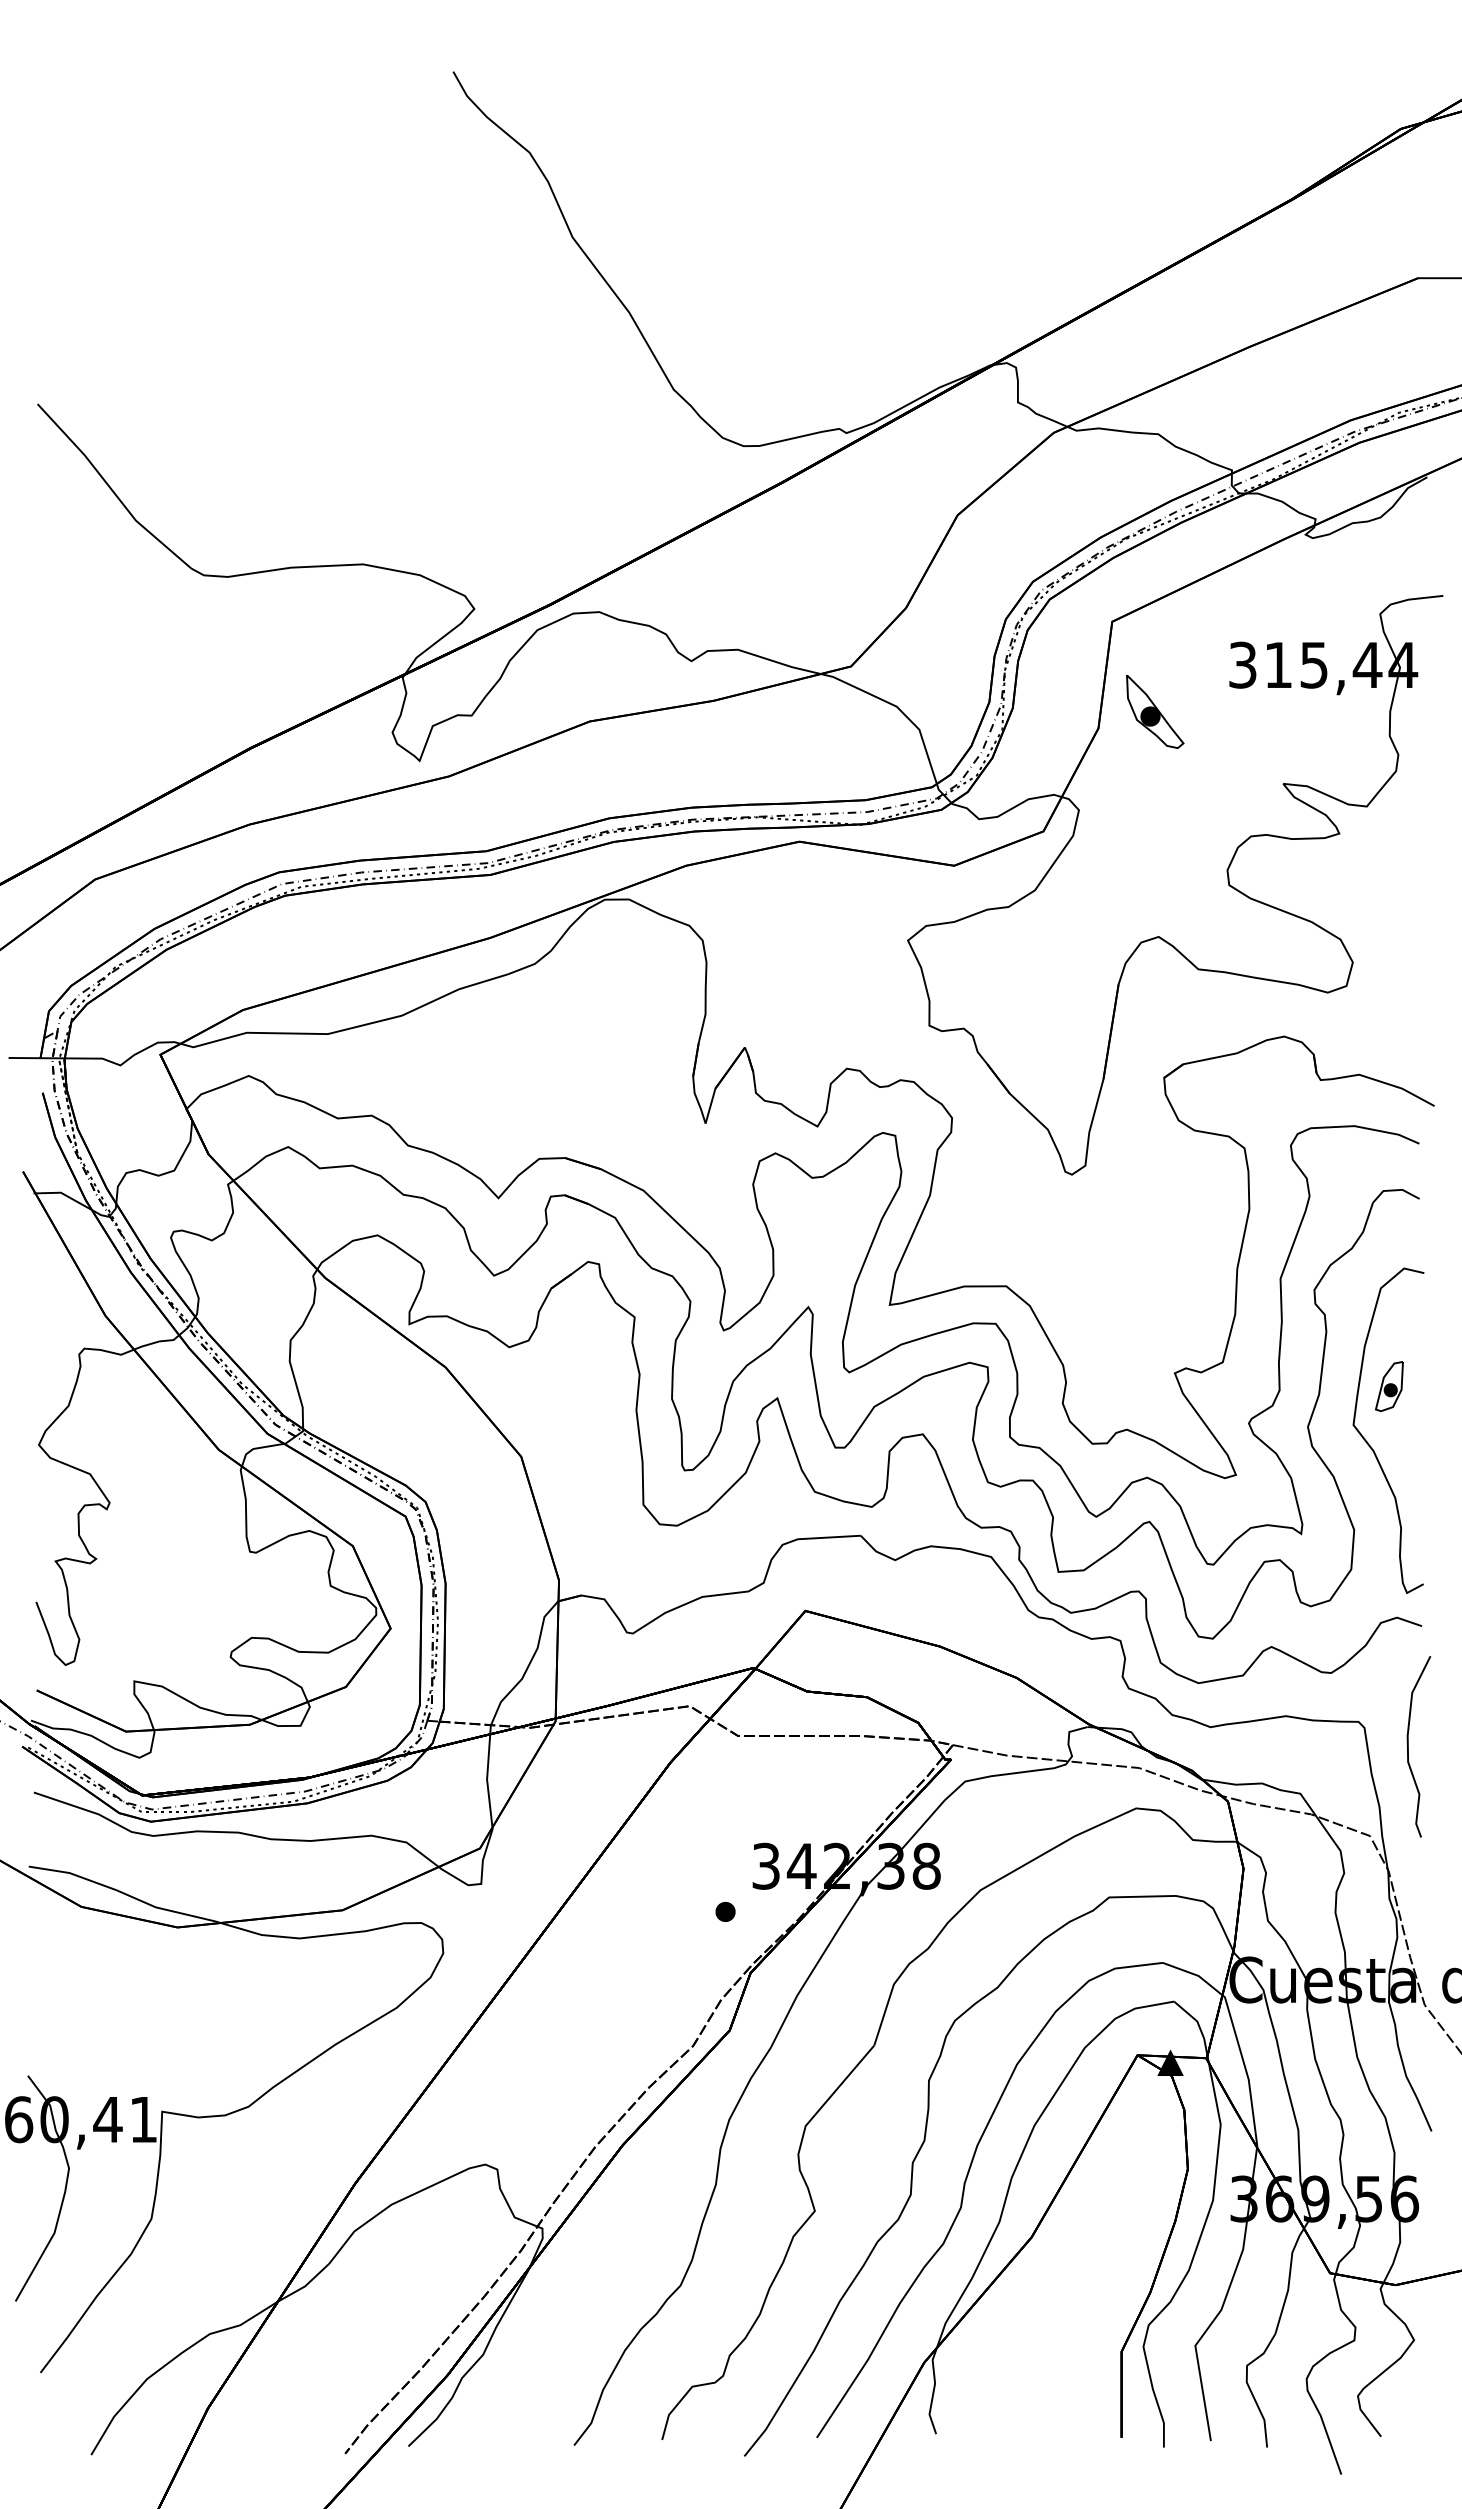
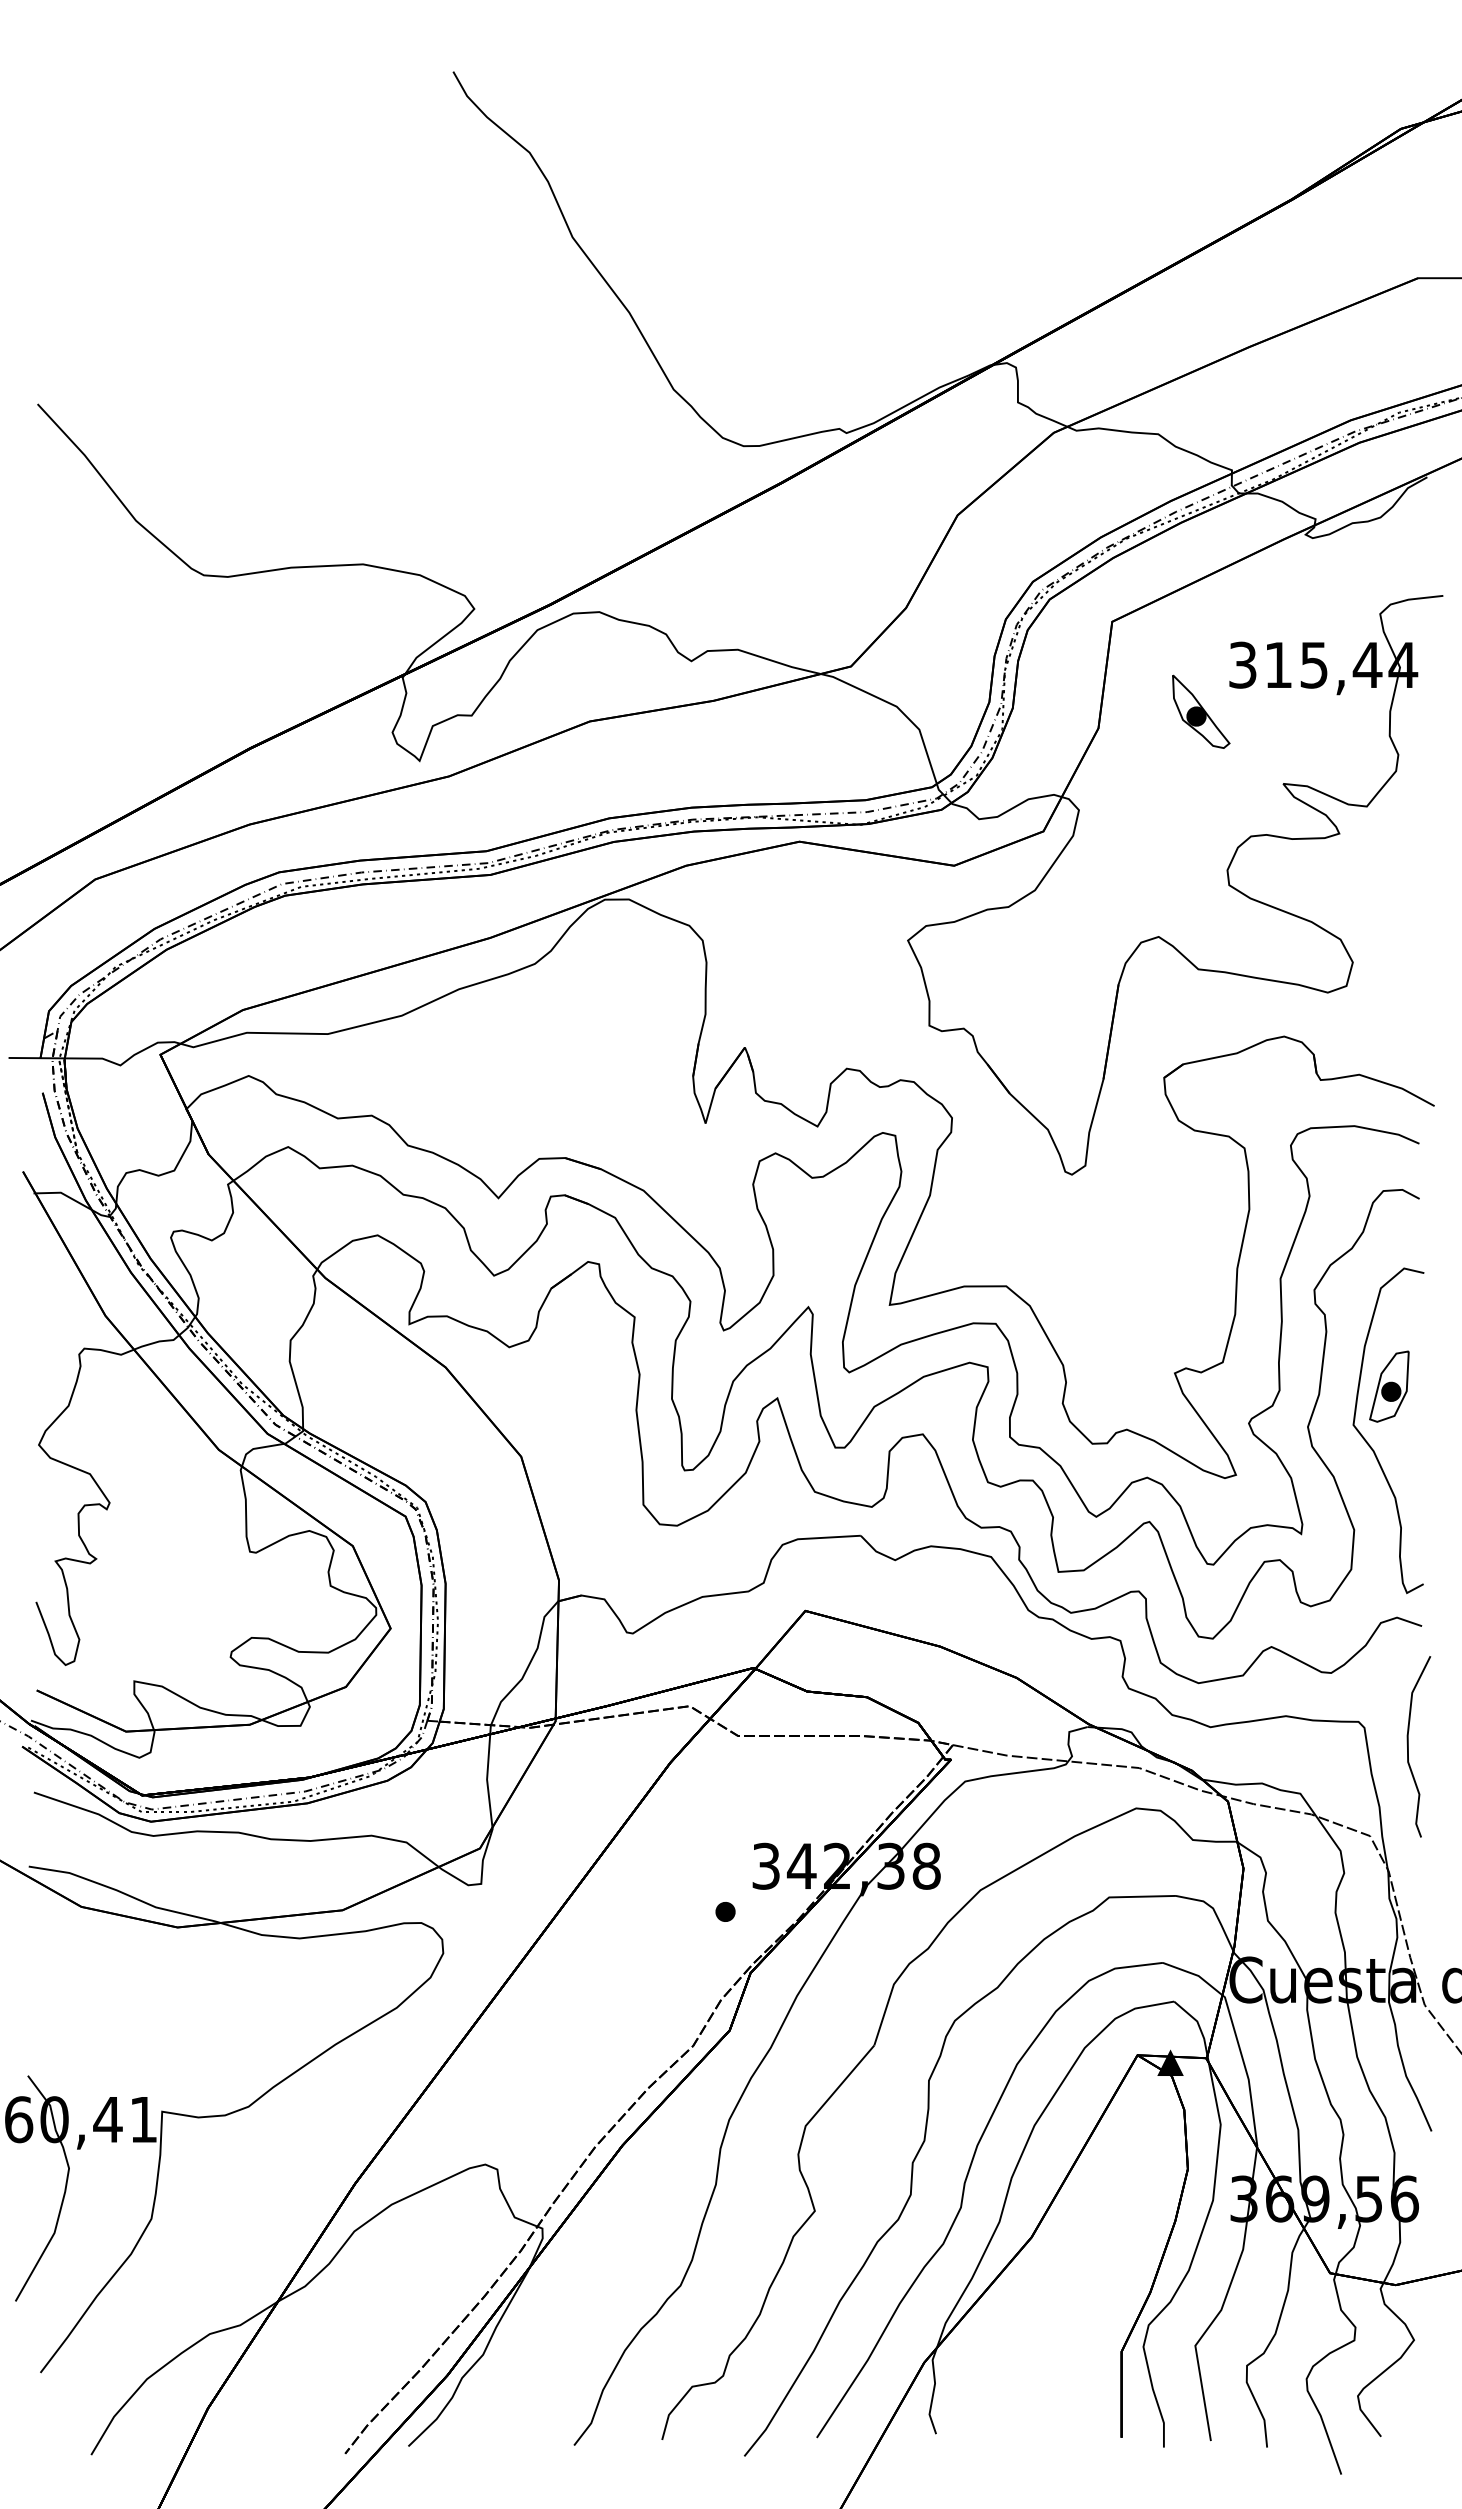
part position: (1155, 711) -> (1201, 711) (1201, 711)
part size: 29x51 px -> 41x73 px (1389, 1386)
